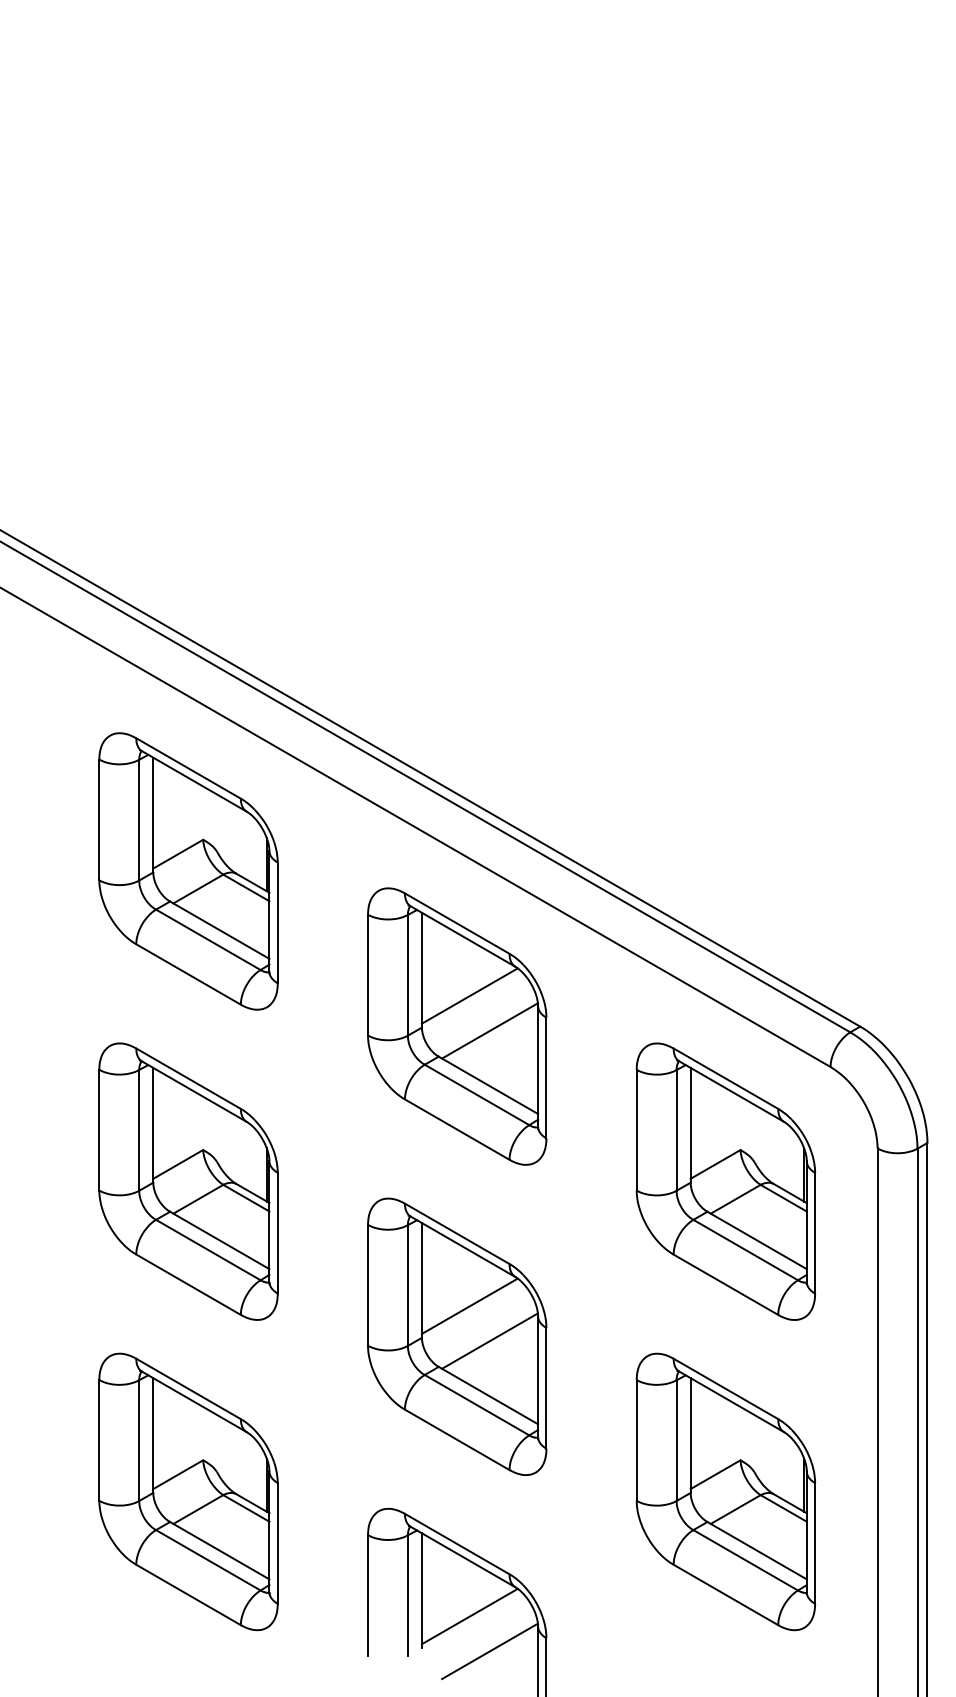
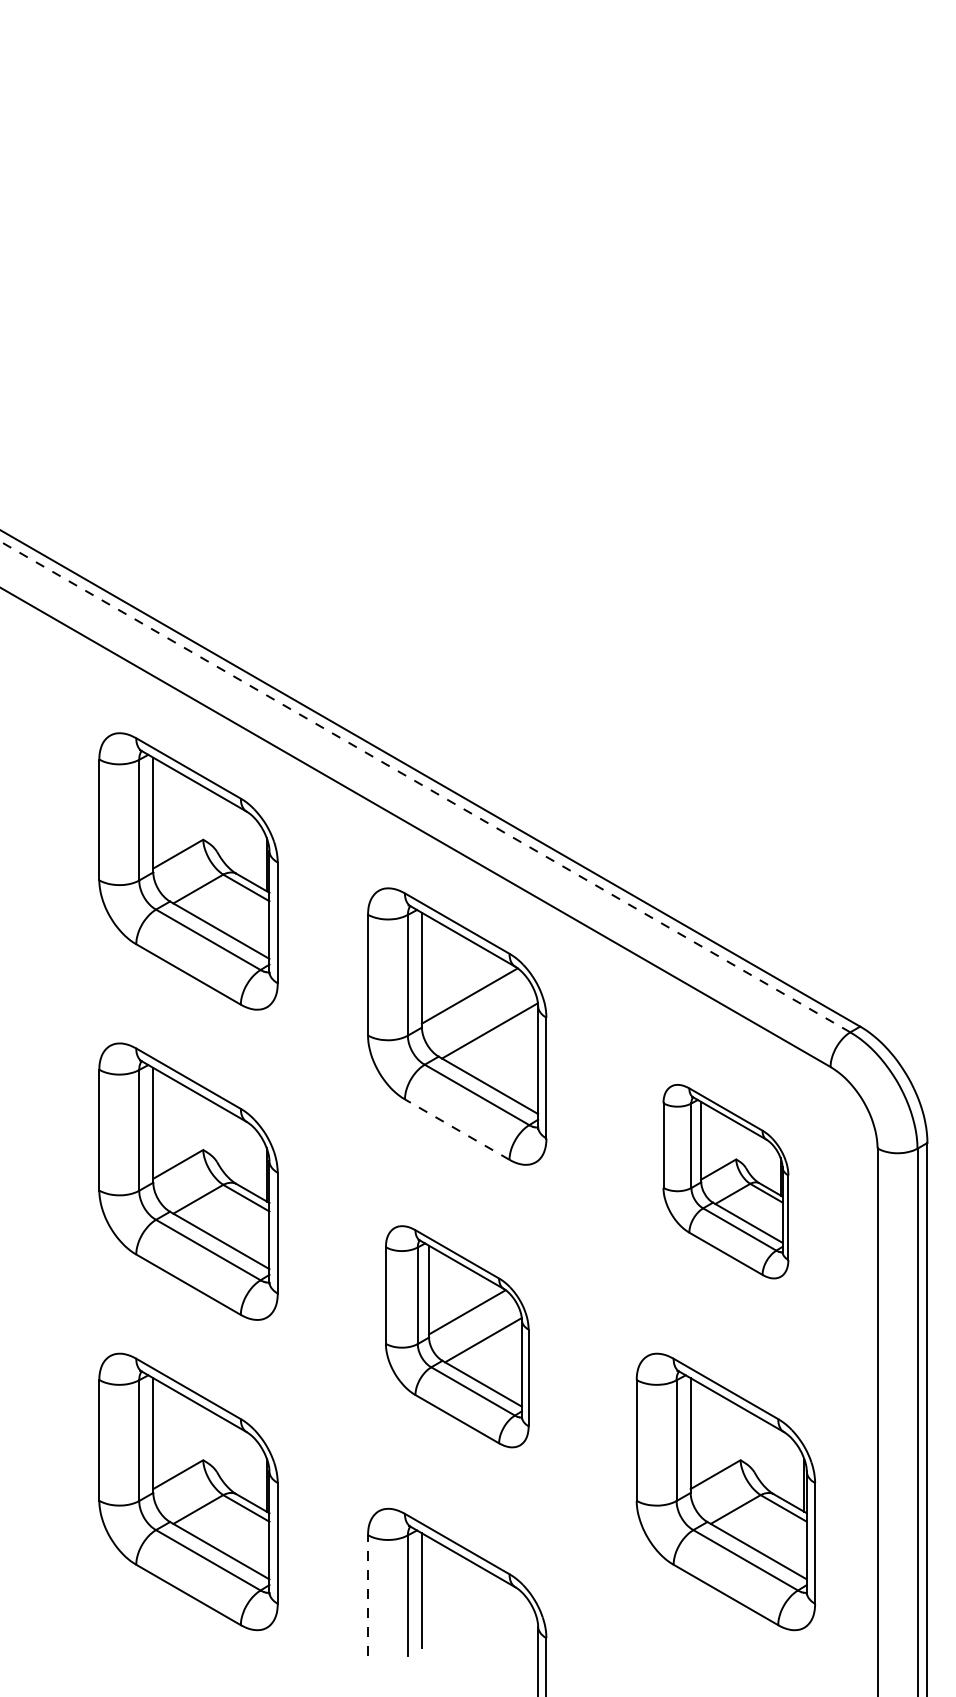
line: solid -> dashed (425, 786)
line: solid -> dashed (456, 1129)
part size: 182x279 px -> 128x196 px (725, 1181)
part size: 181x279 px -> 145x224 px (457, 1336)
line: solid -> dashed (367, 1595)
line: present -> none (469, 1616)
line: present -> none (489, 1651)
